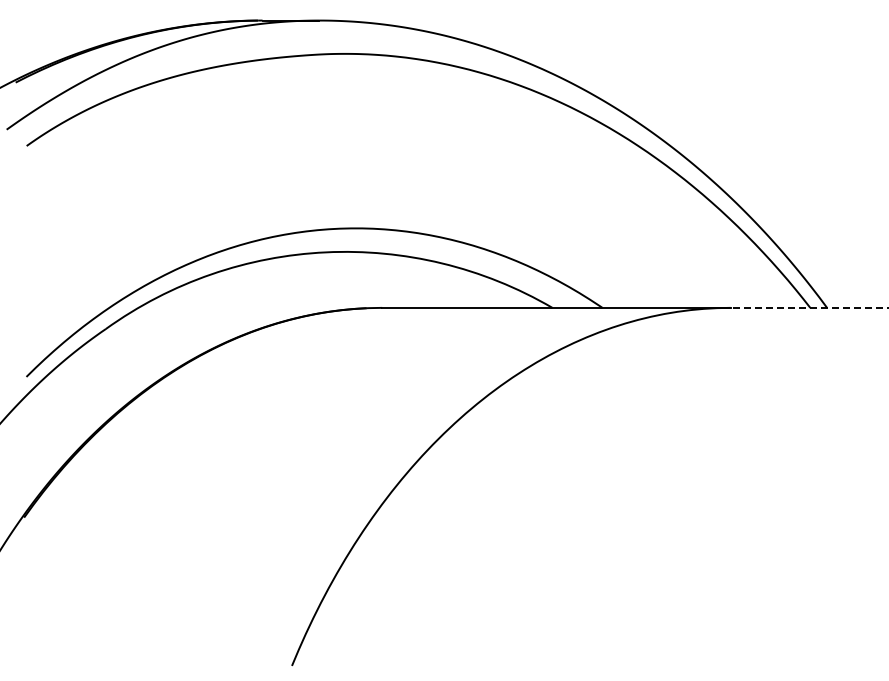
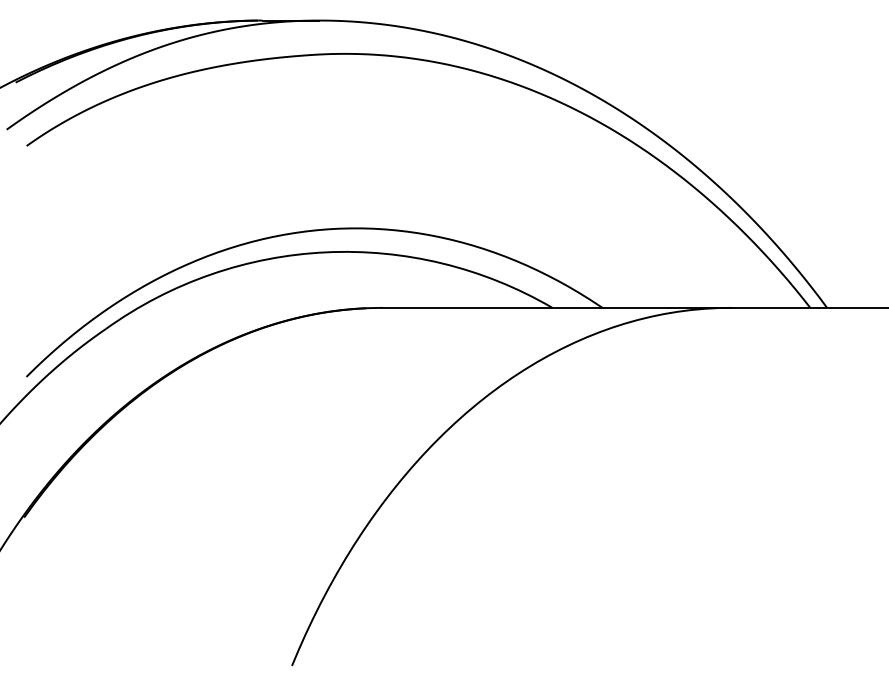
line: dashed -> solid (809, 307)
